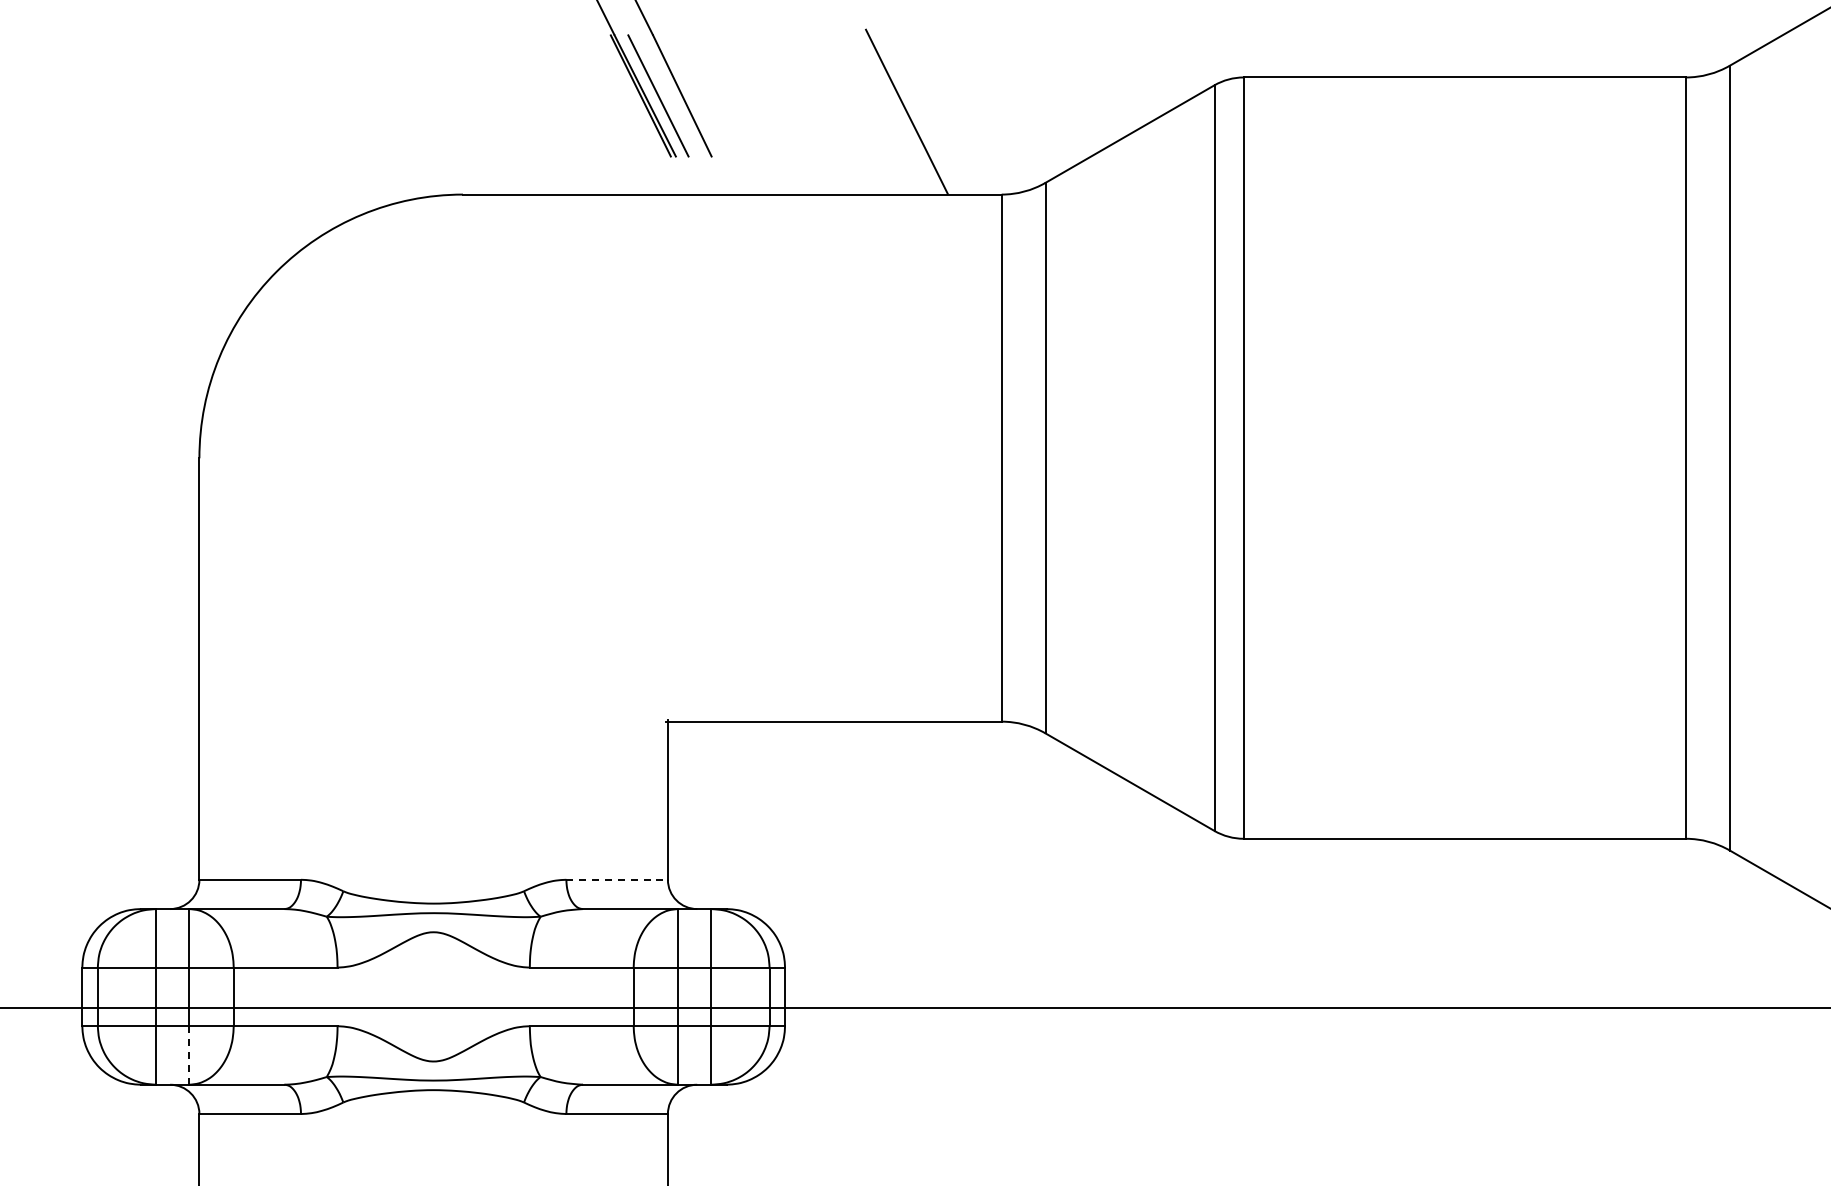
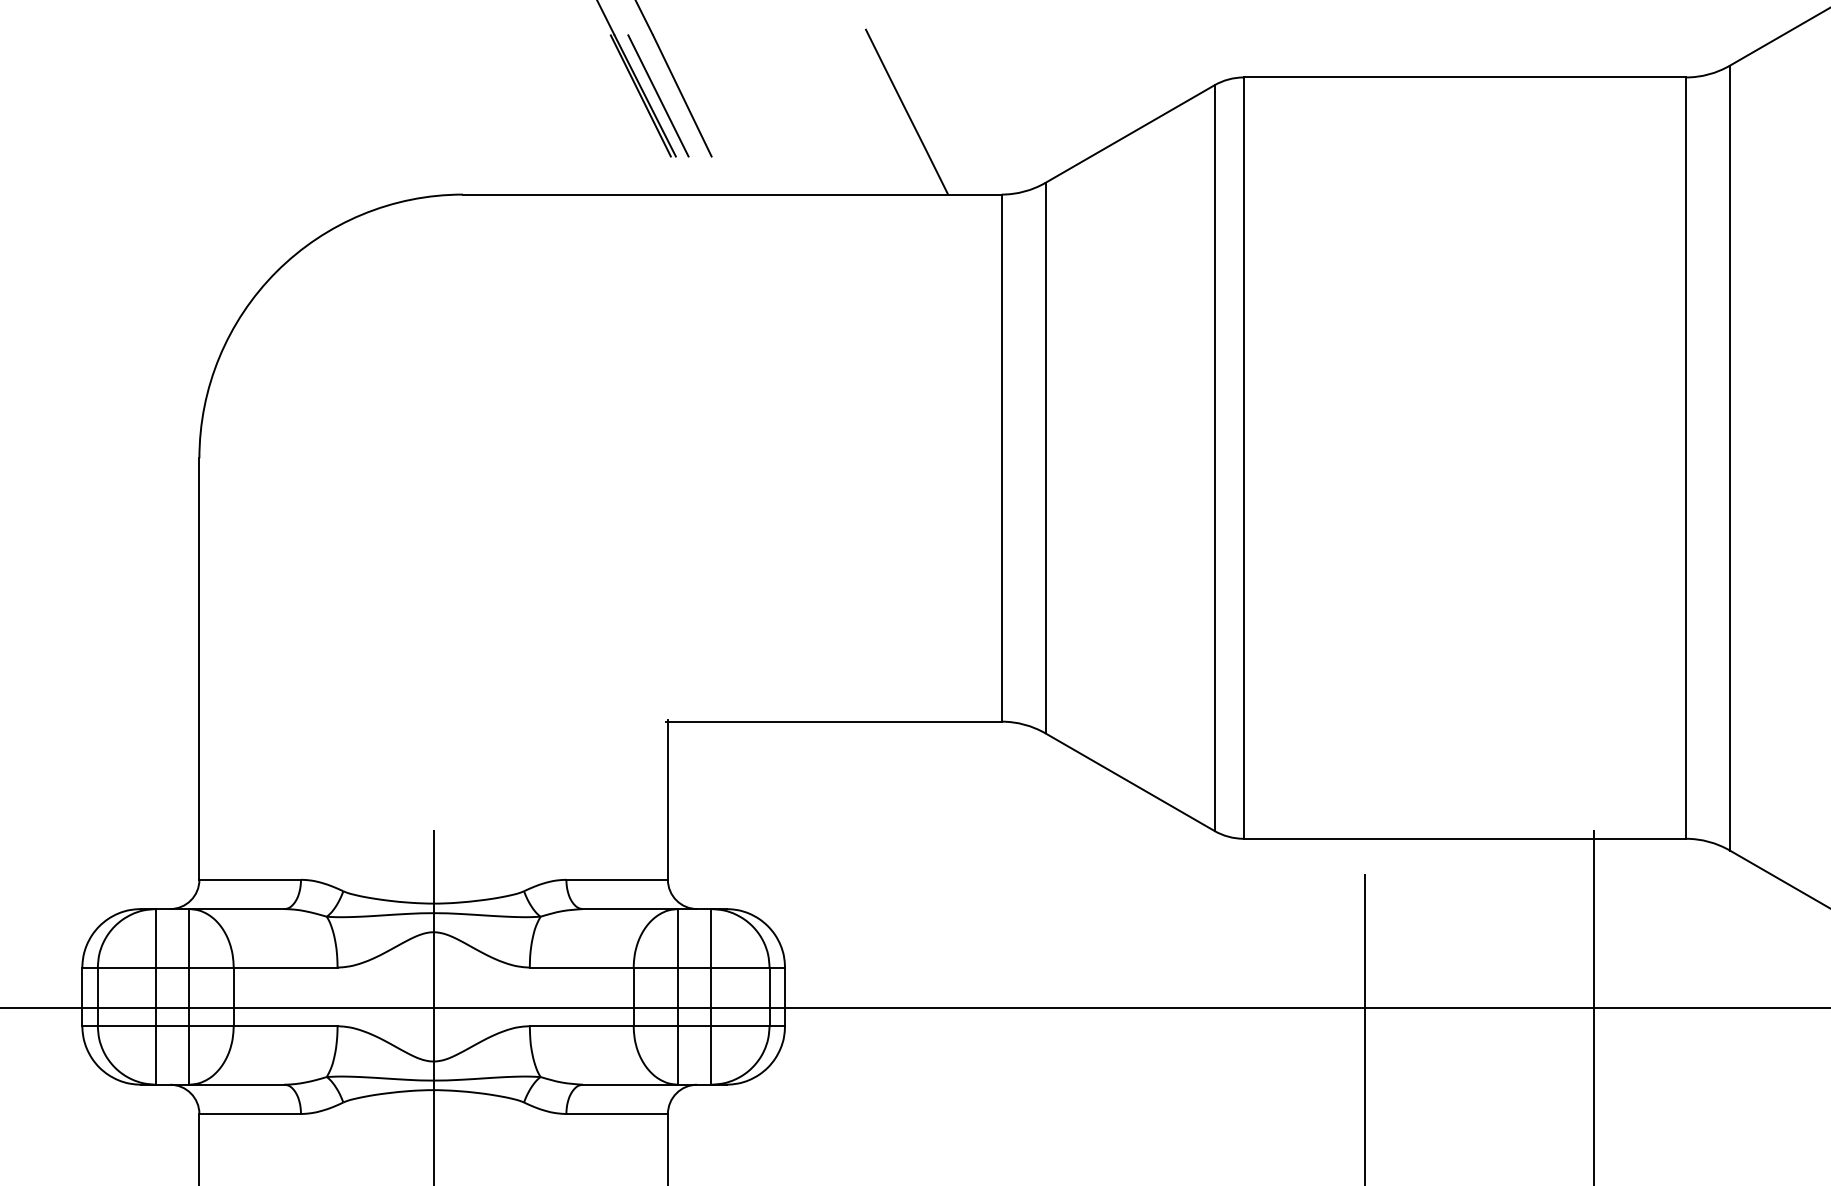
line: dashed -> solid (617, 879)
line: none -> present (433, 1006)
line: none -> present (1593, 1006)
line: none -> present (1365, 1027)
line: dashed -> solid (189, 1054)
